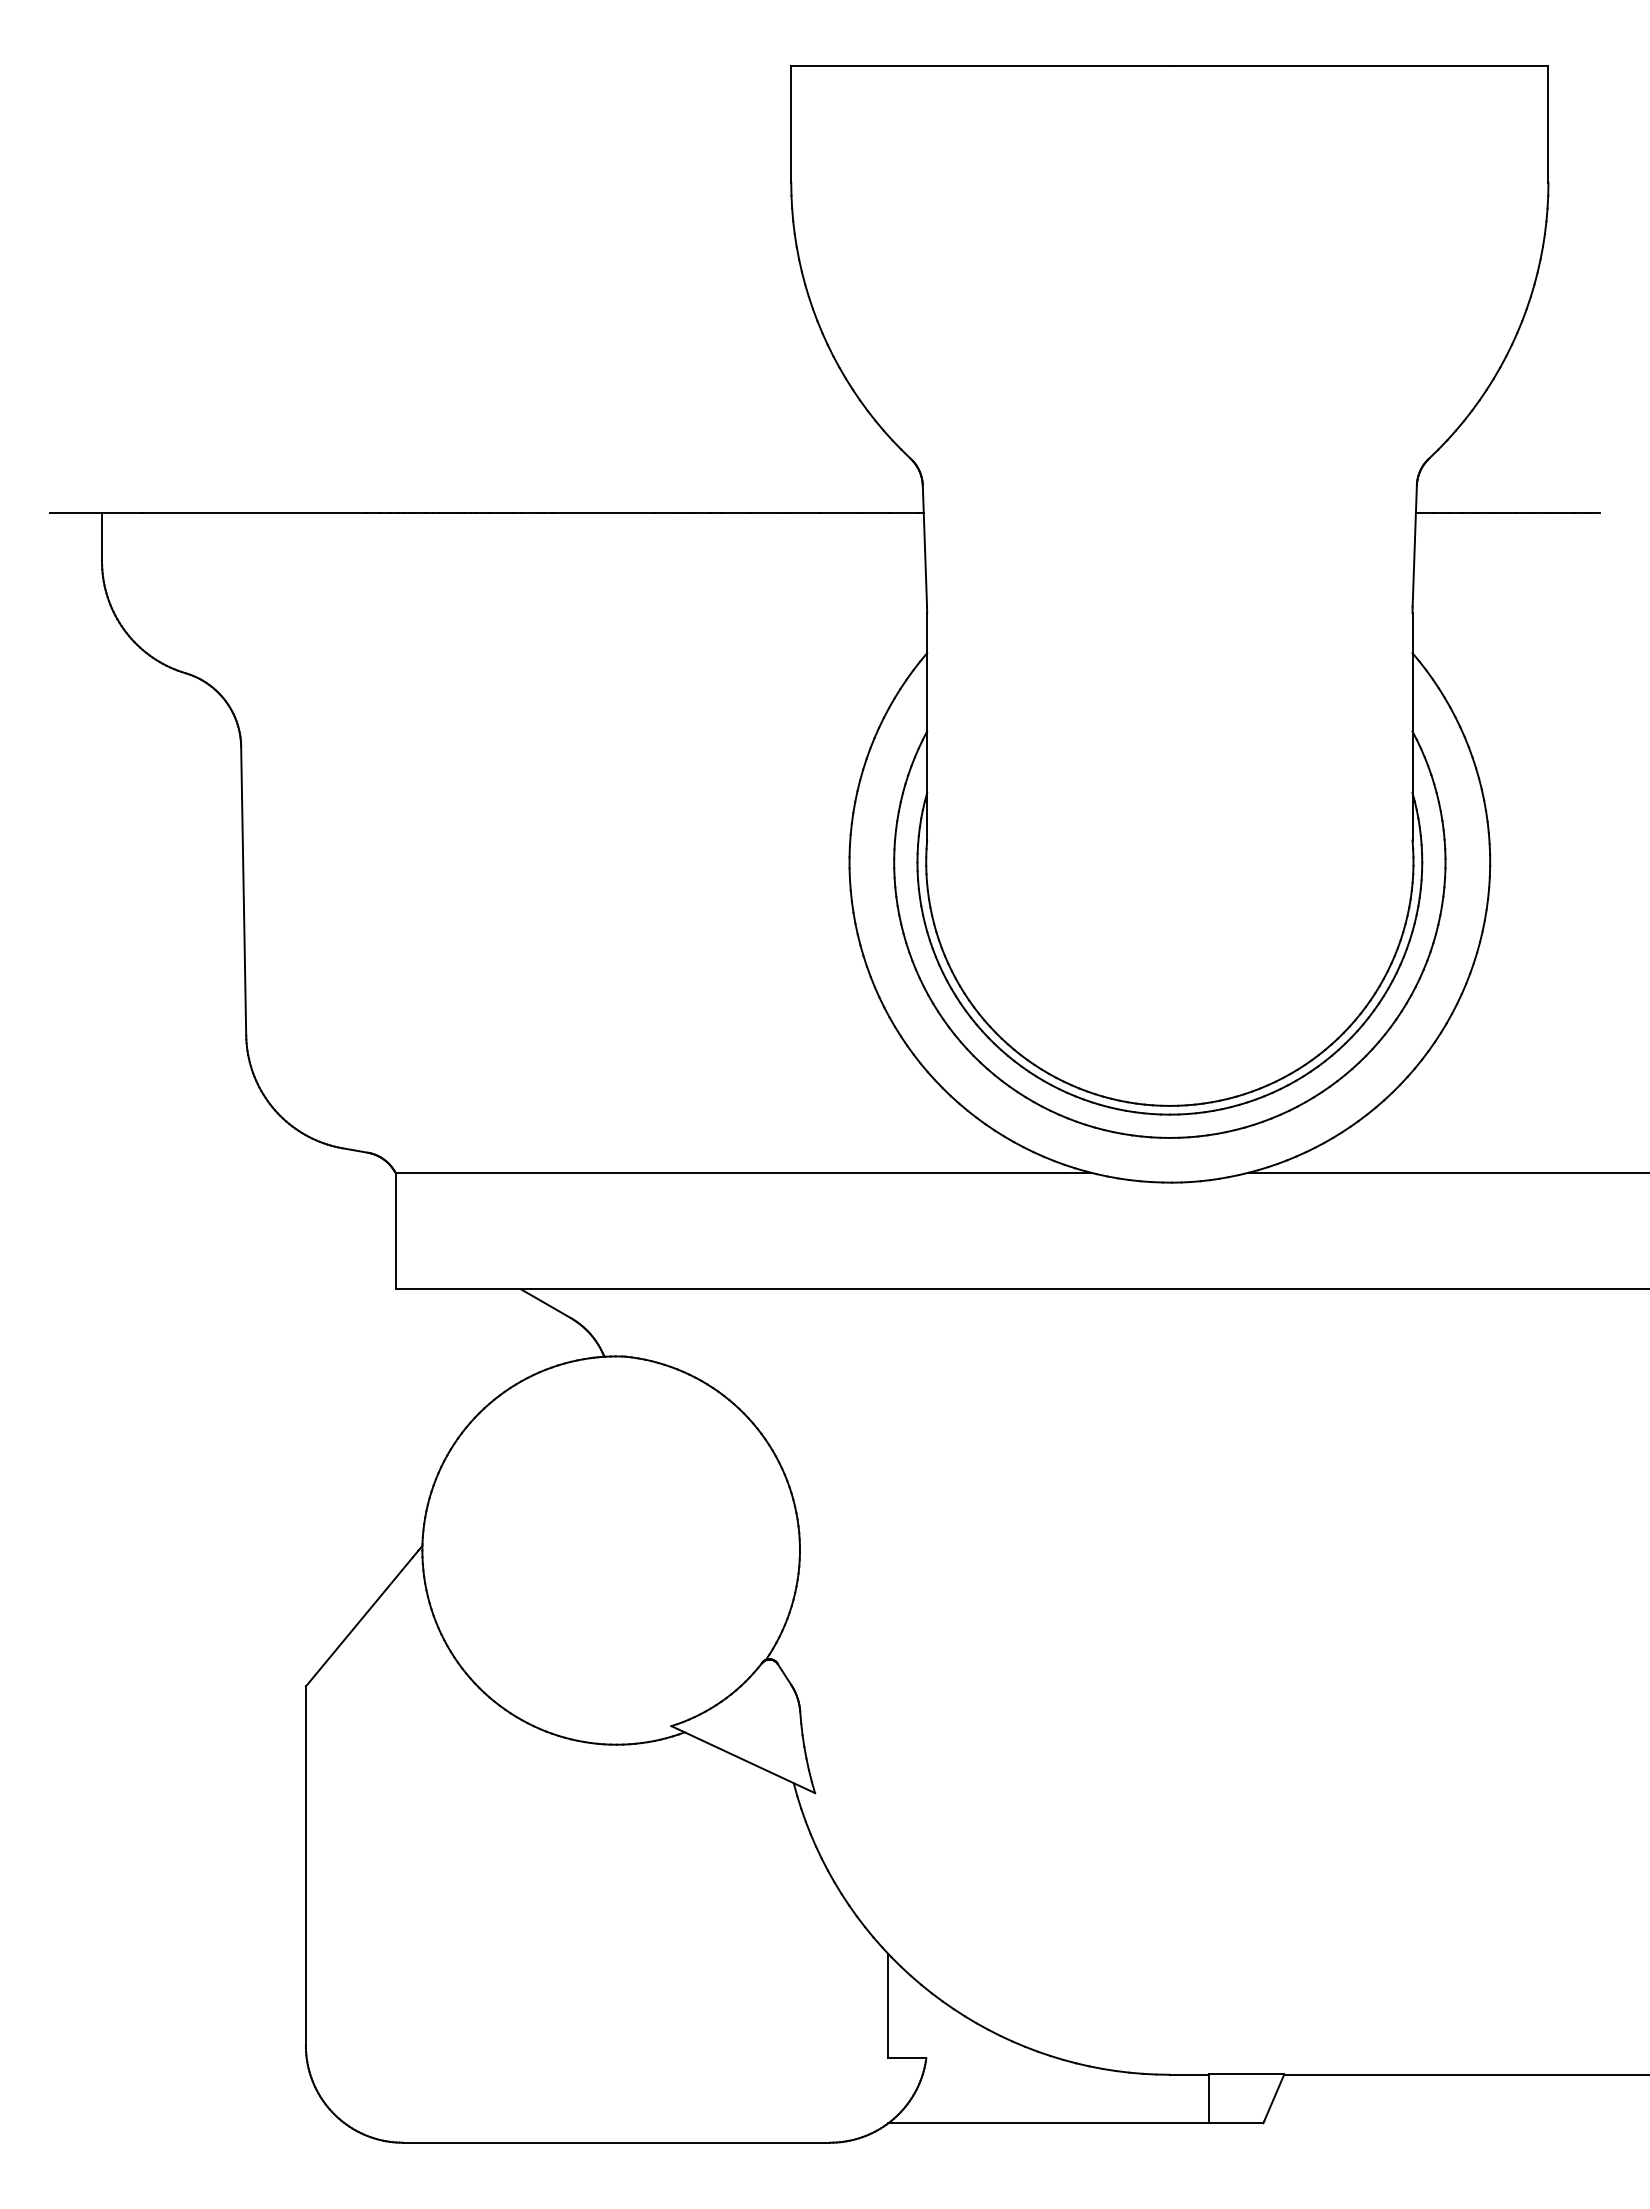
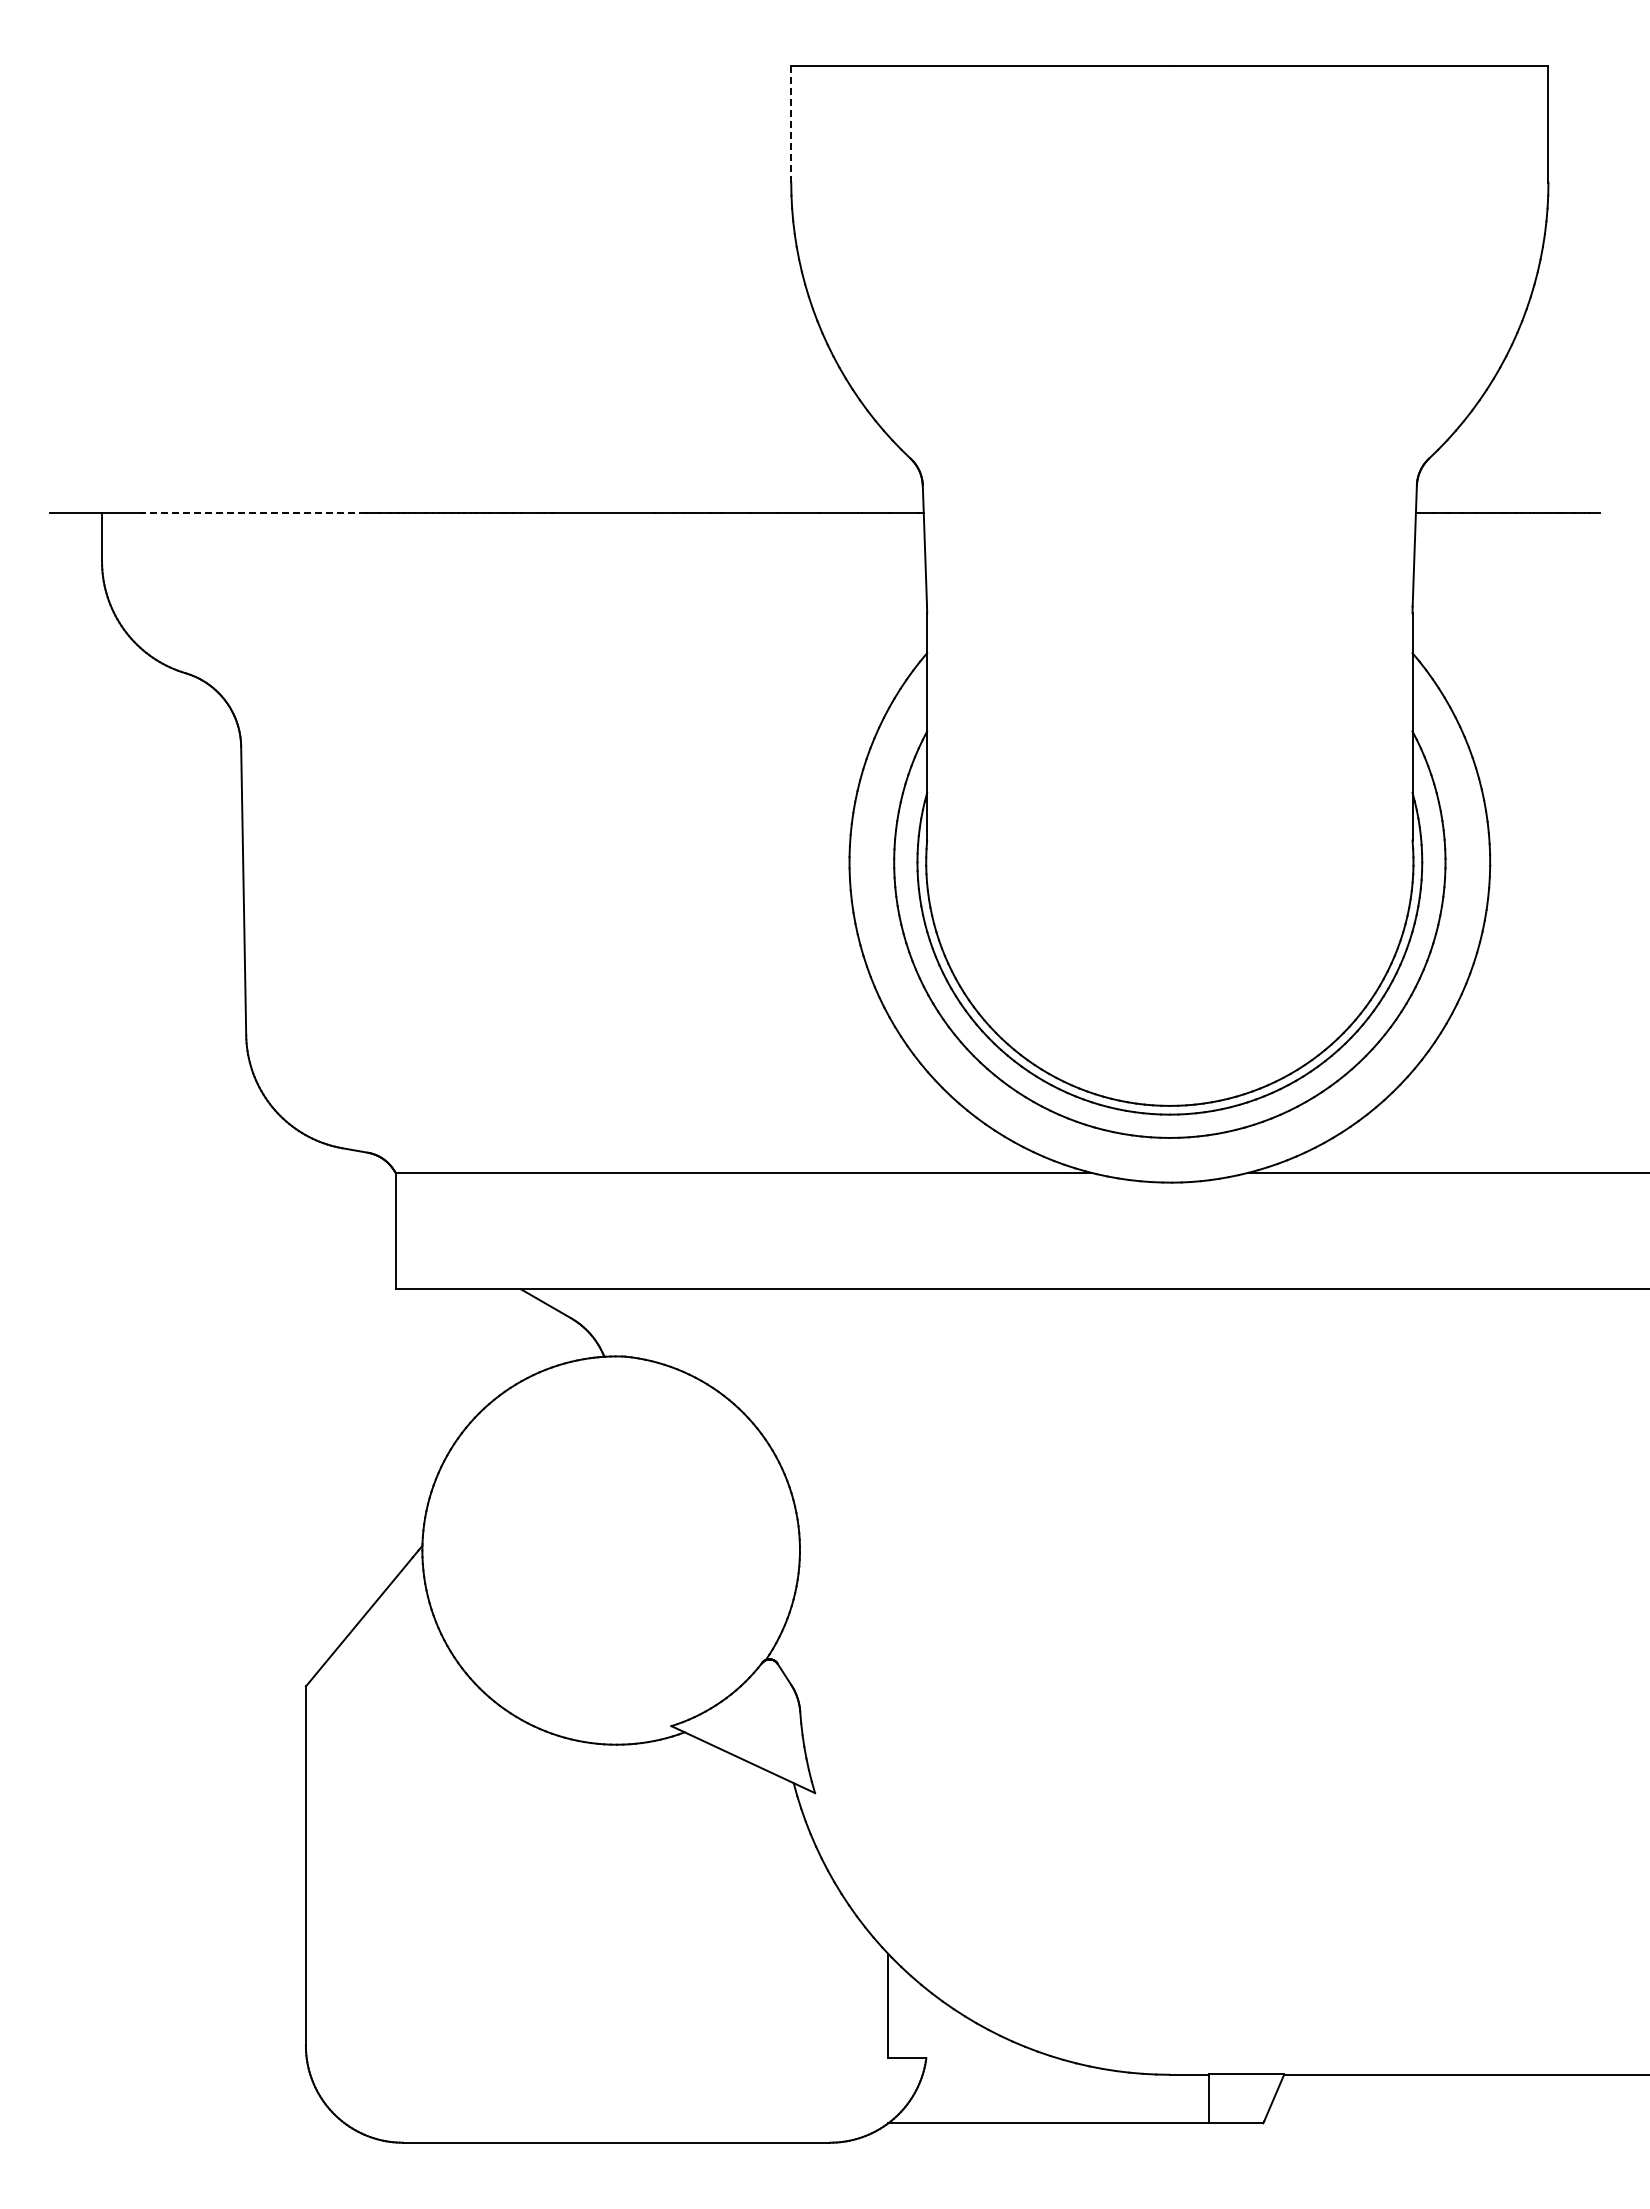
line: solid -> dashed (791, 125)
line: solid -> dashed (253, 512)
